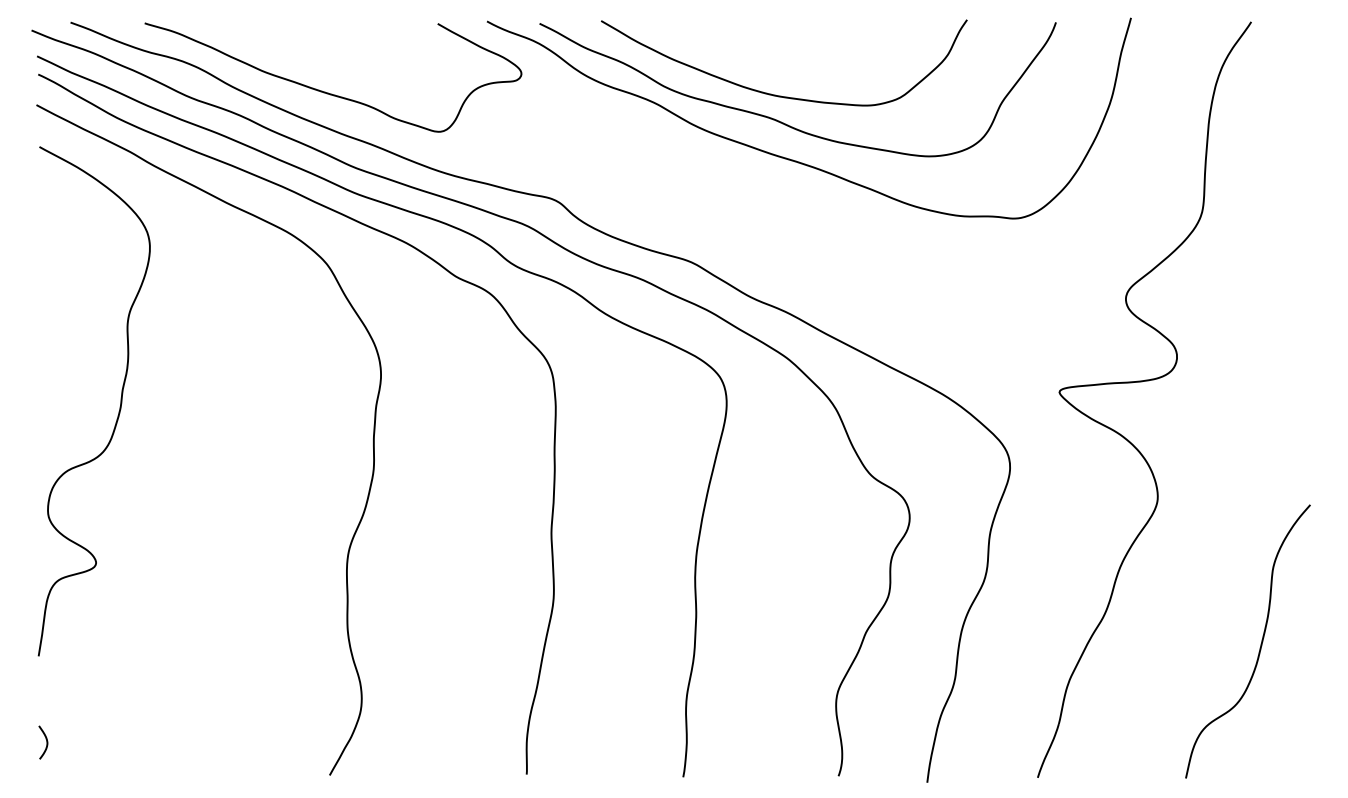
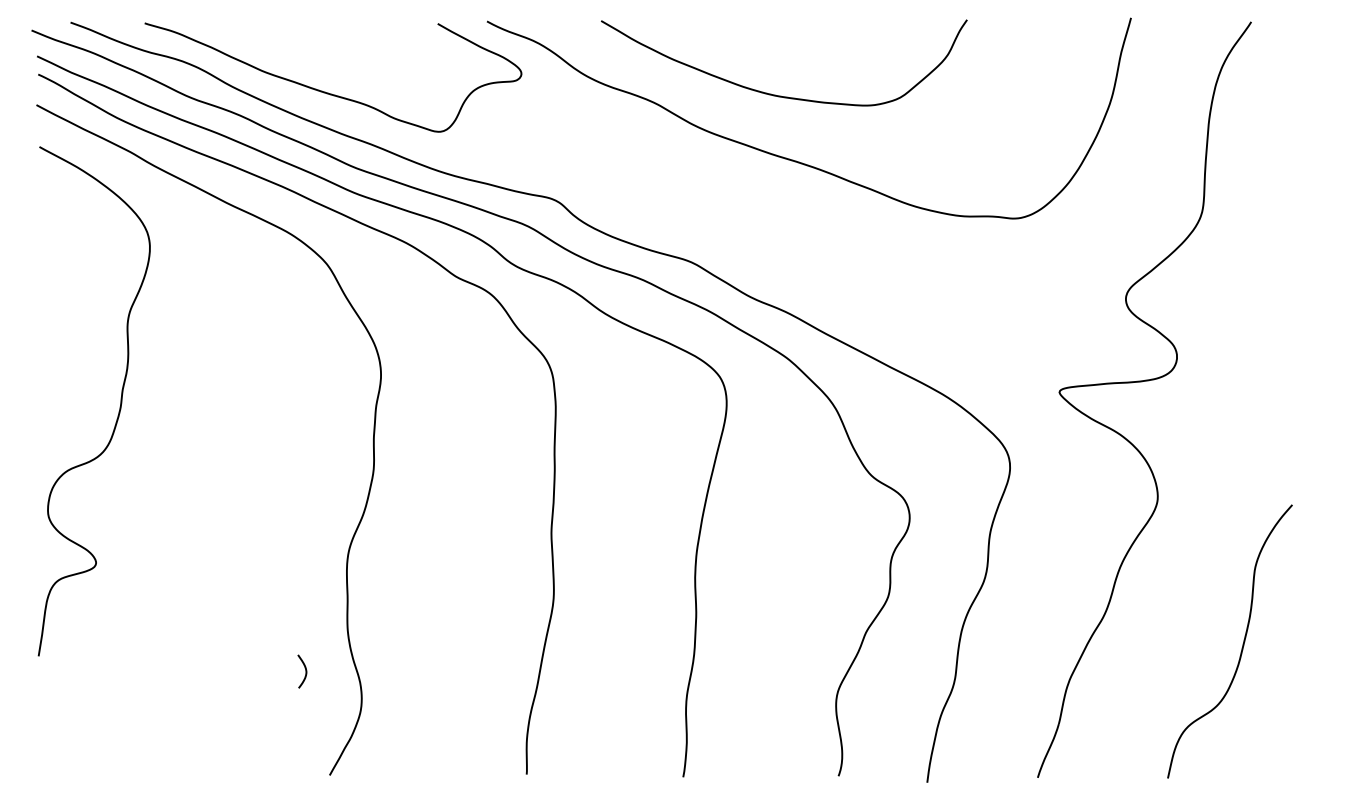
curve: present -> none (781, 121)
curve position: (1260, 643) -> (1242, 643) (1242, 643)
curve position: (46, 742) -> (305, 671) (305, 671)
